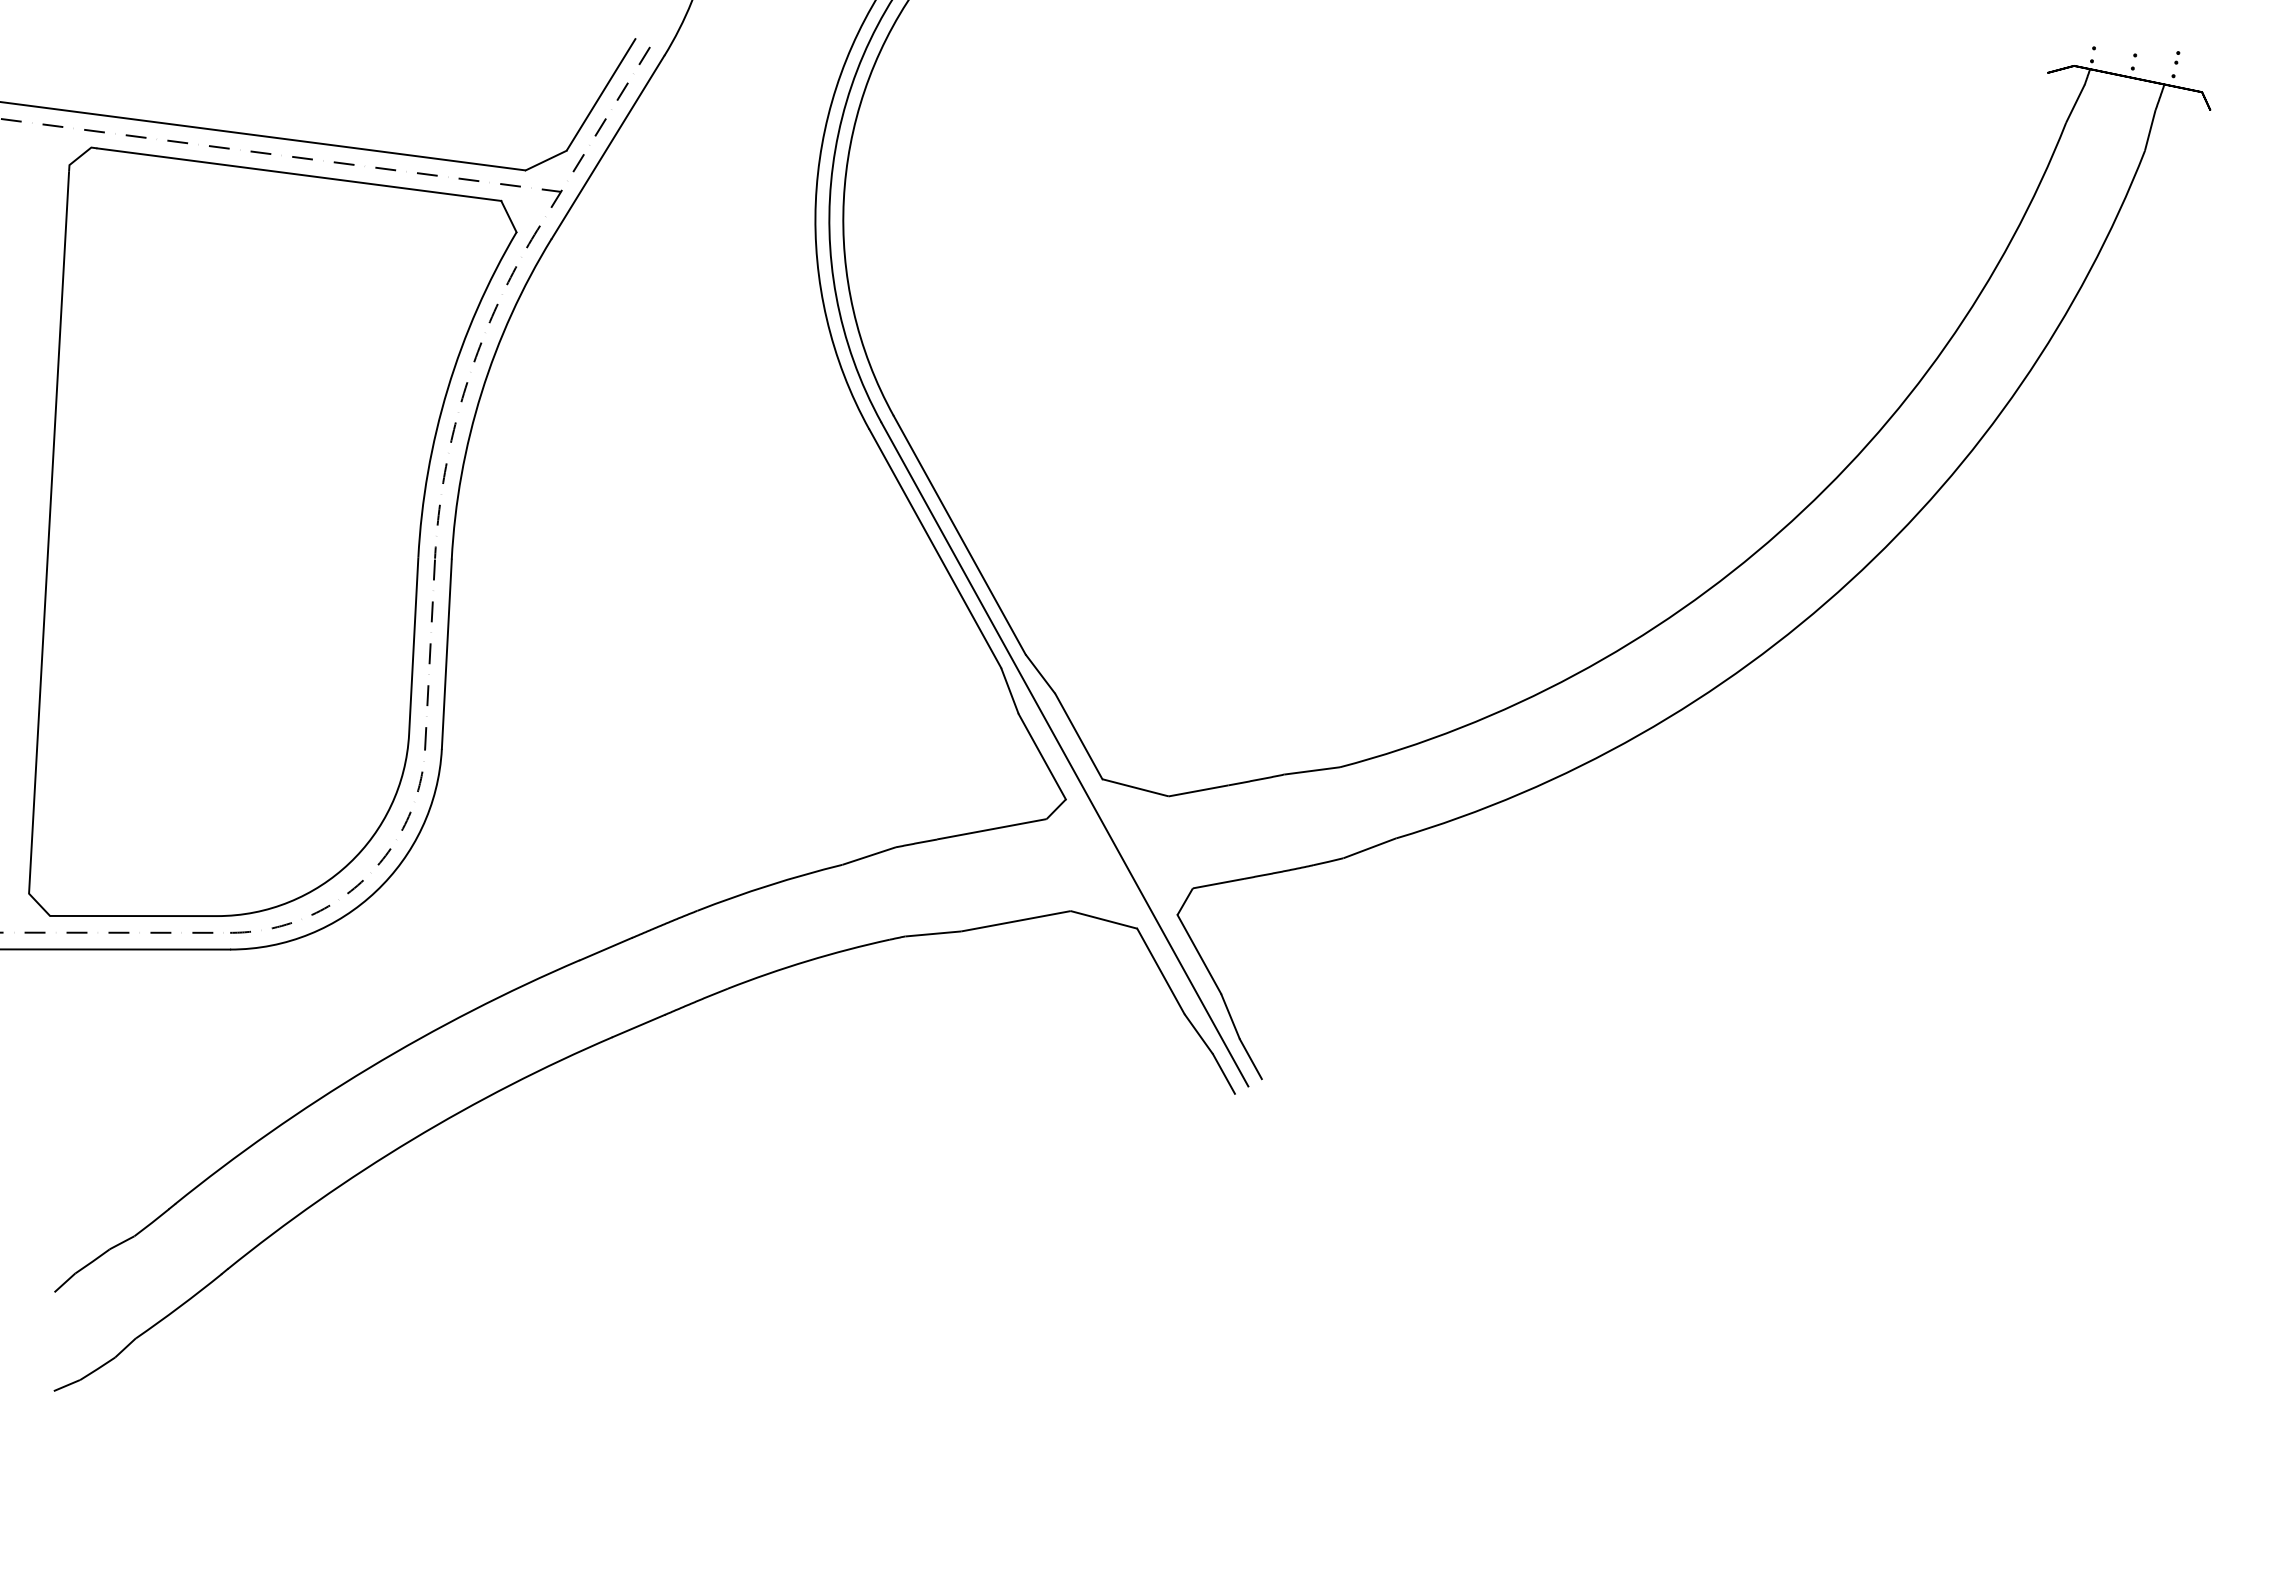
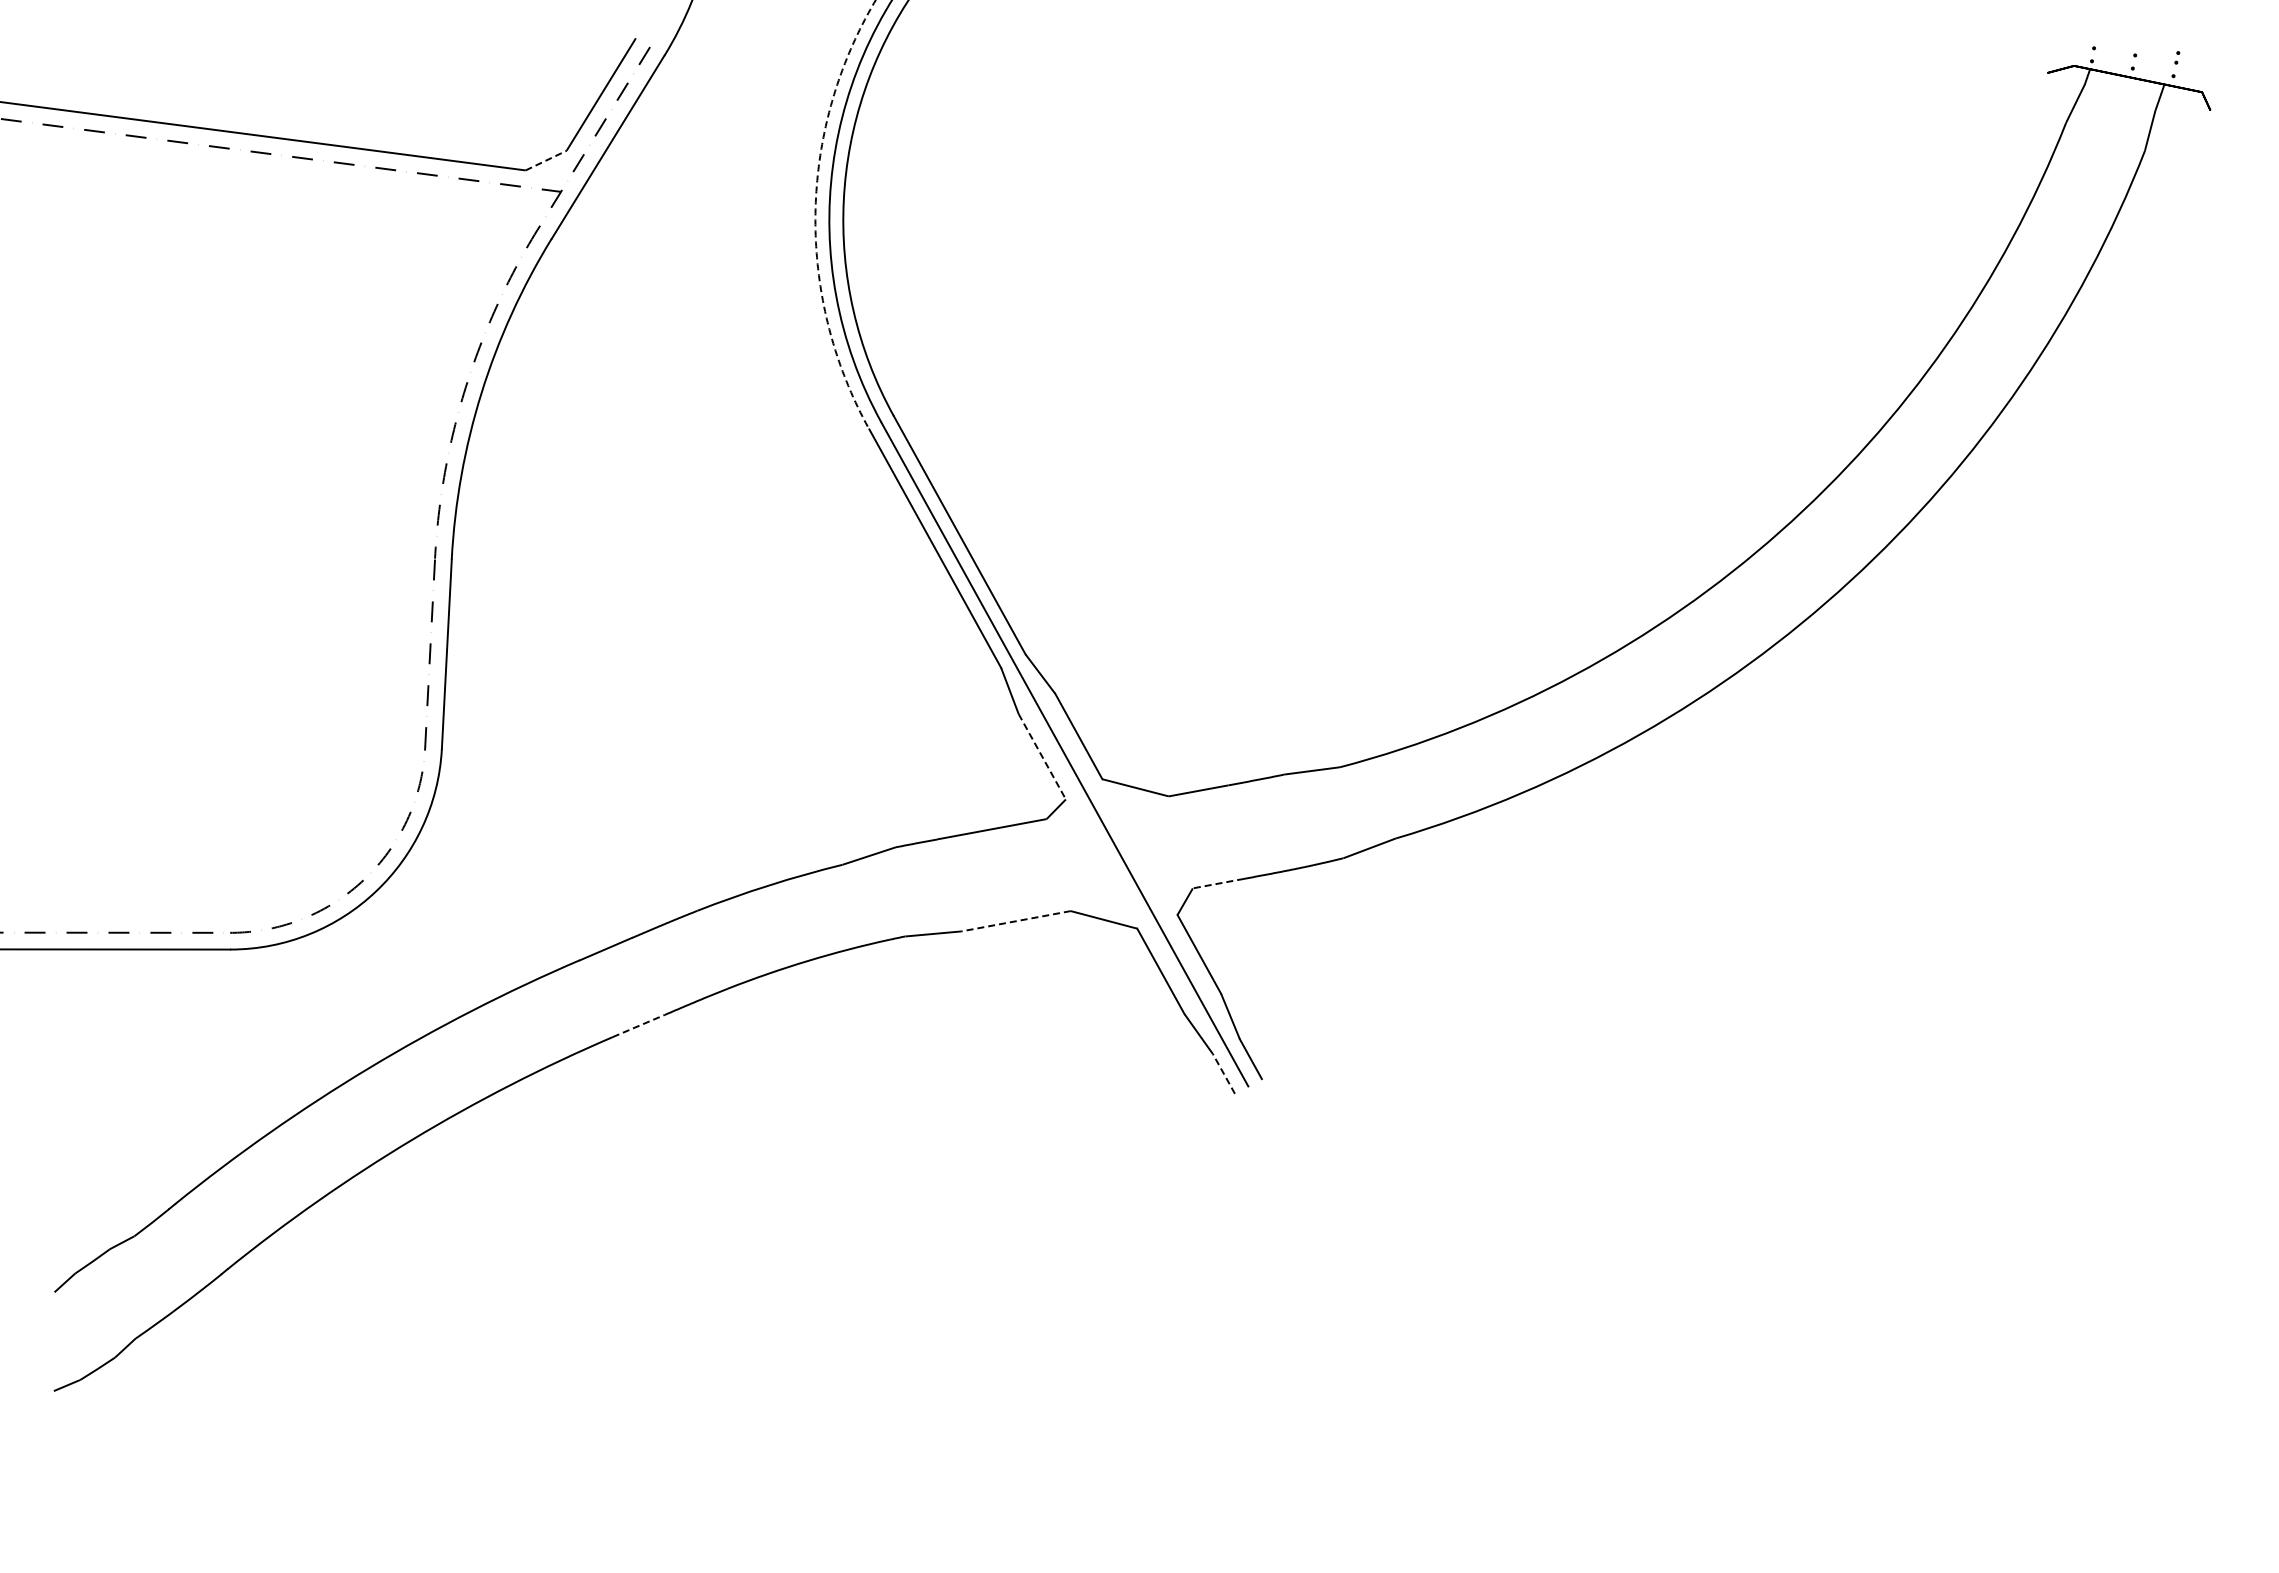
line: solid -> dashed (546, 160)
arc: solid -> dashed (815, 215)
part: present -> none (272, 531)
line: solid -> dashed (1042, 756)
line: solid -> dashed (1217, 883)
line: solid -> dashed (1016, 921)
line: solid -> dashed (639, 1025)
line: solid -> dashed (1223, 1073)
